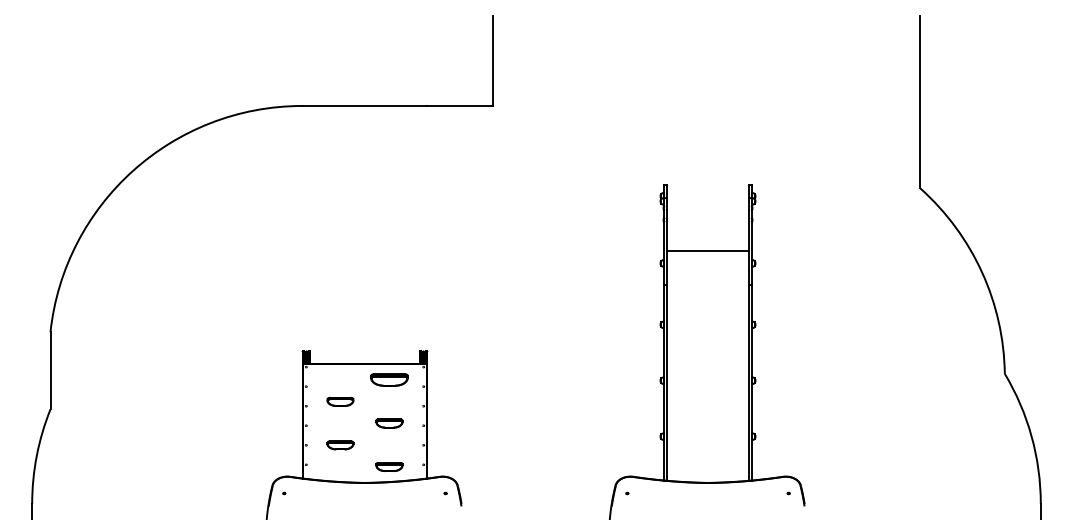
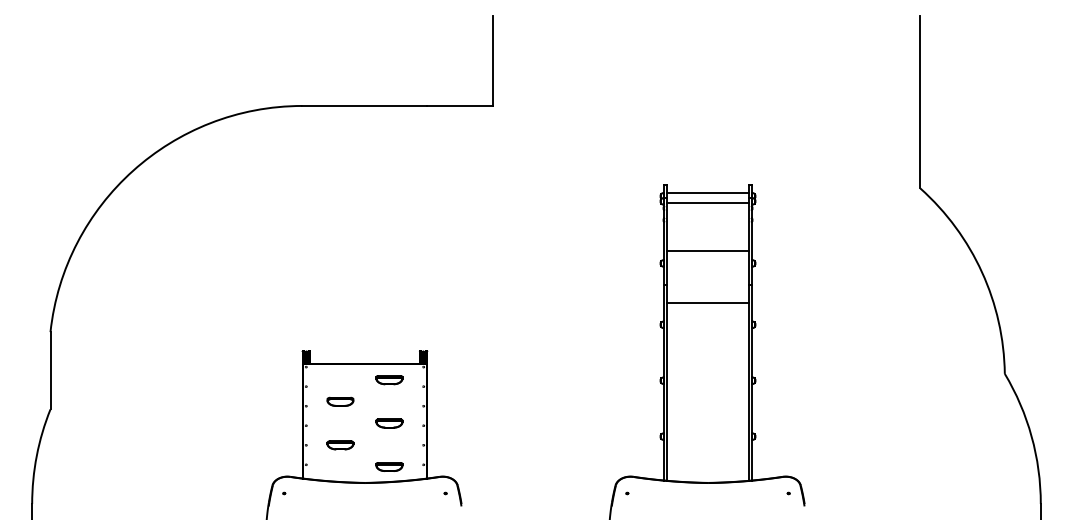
line: none -> present (707, 193)
line: none -> present (707, 202)
line: none -> present (707, 303)
part size: 39x14 px -> 29x11 px (389, 380)
